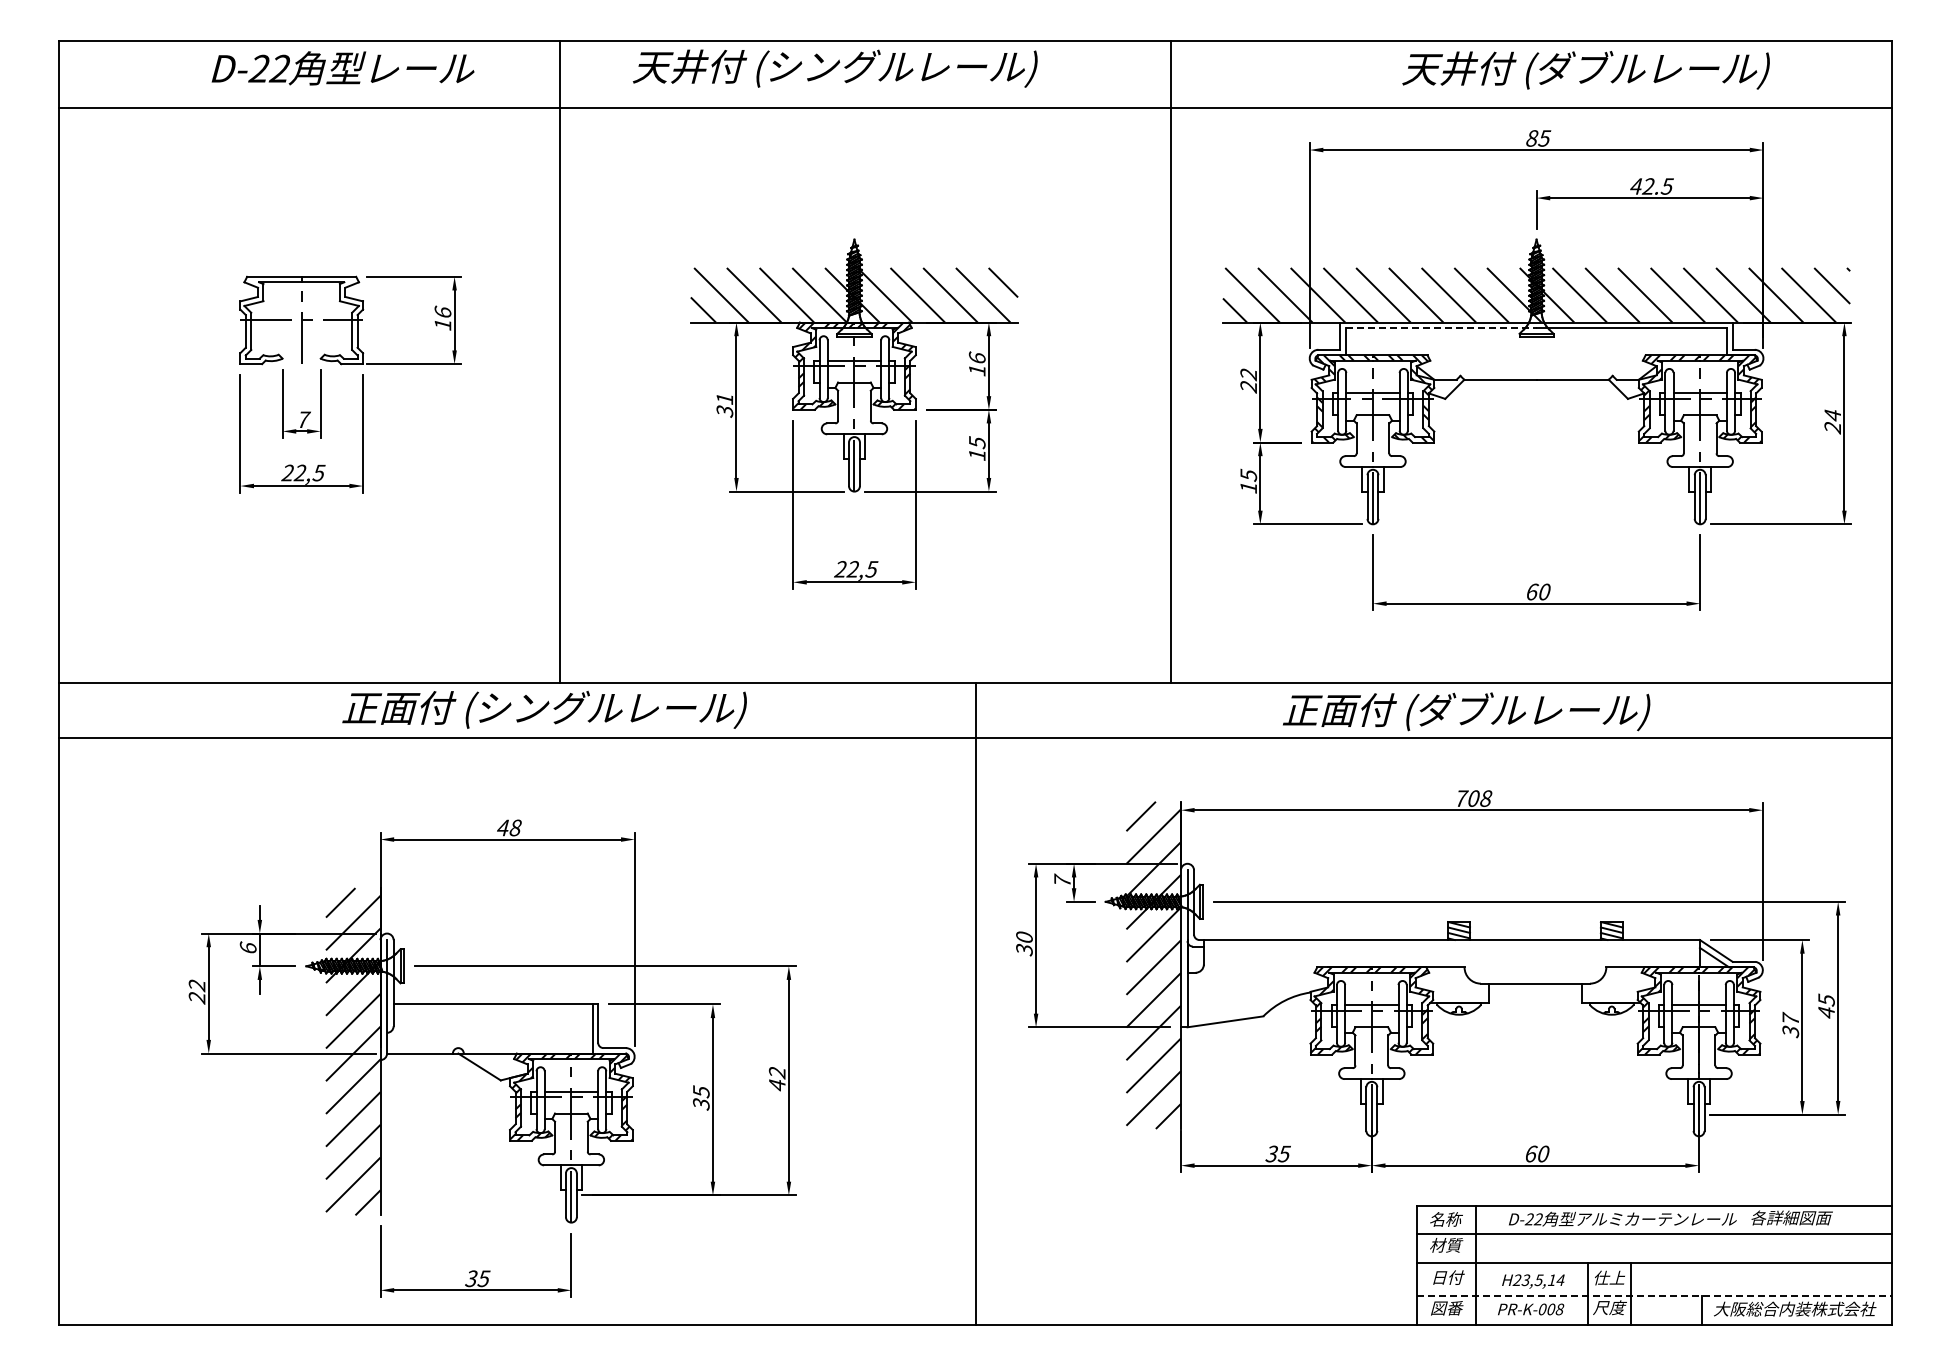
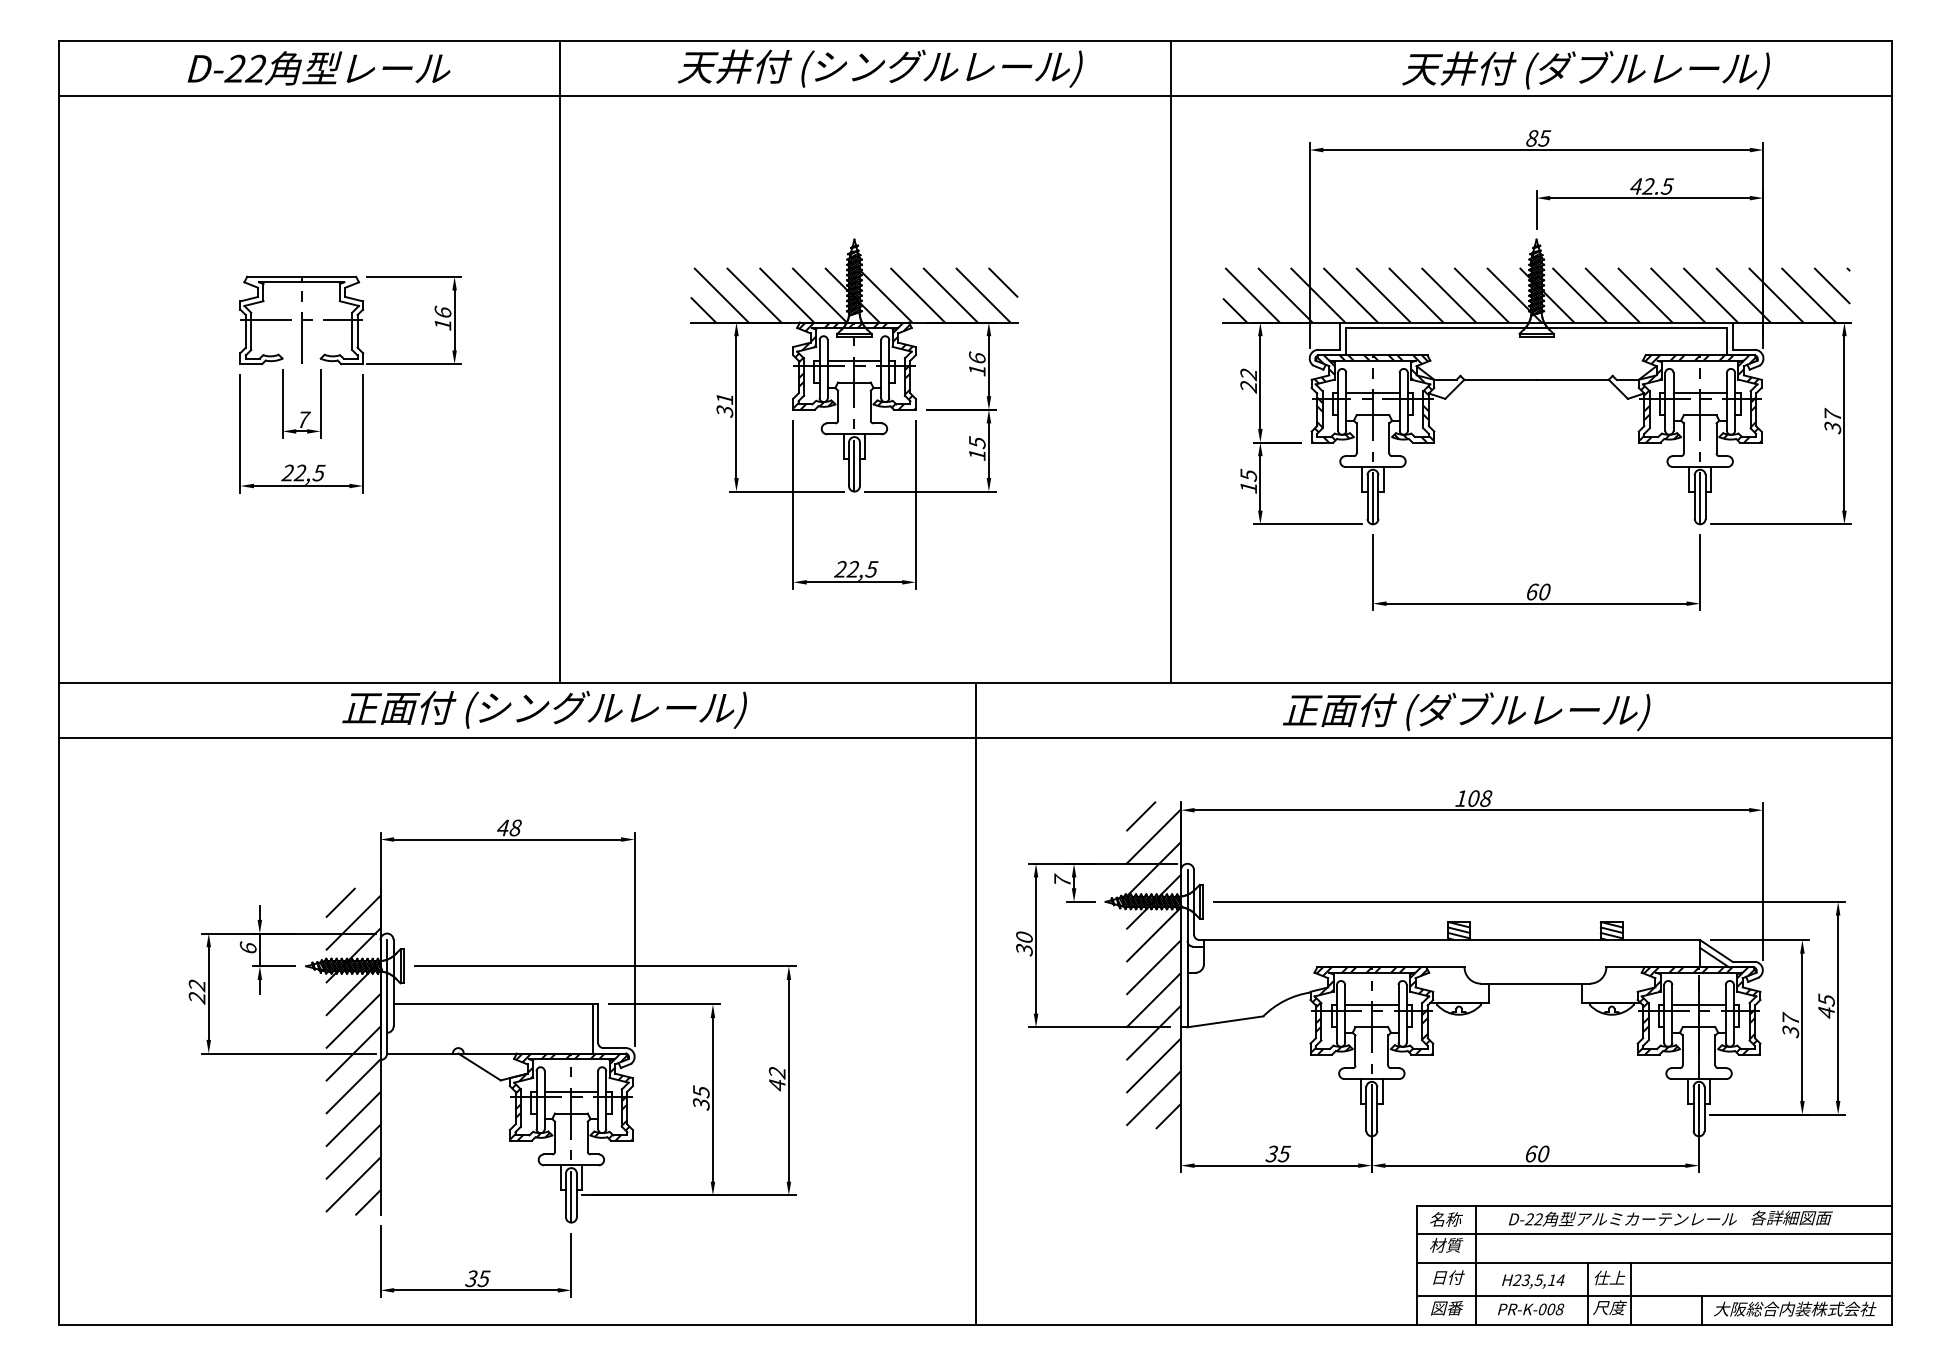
text position: (342, 68) -> (318, 68) (318, 68)
text position: (834, 68) -> (879, 68) (879, 68)
line position: (975, 107) -> (975, 95) (975, 95)
line: dashed -> solid (1441, 327)
text: 24 -> 37 (1832, 421)
text: 708 -> 108 (1461, 798)
line: dashed -> solid (1654, 1296)
